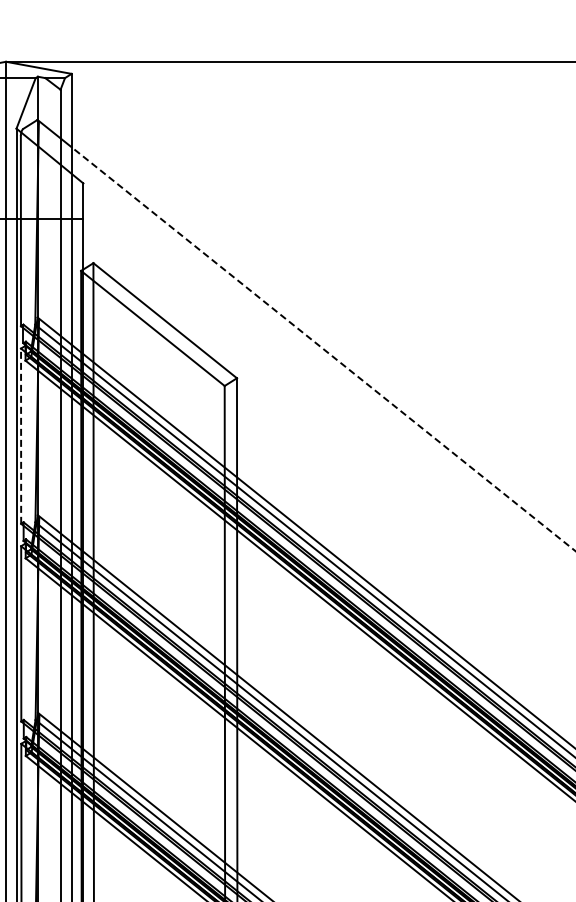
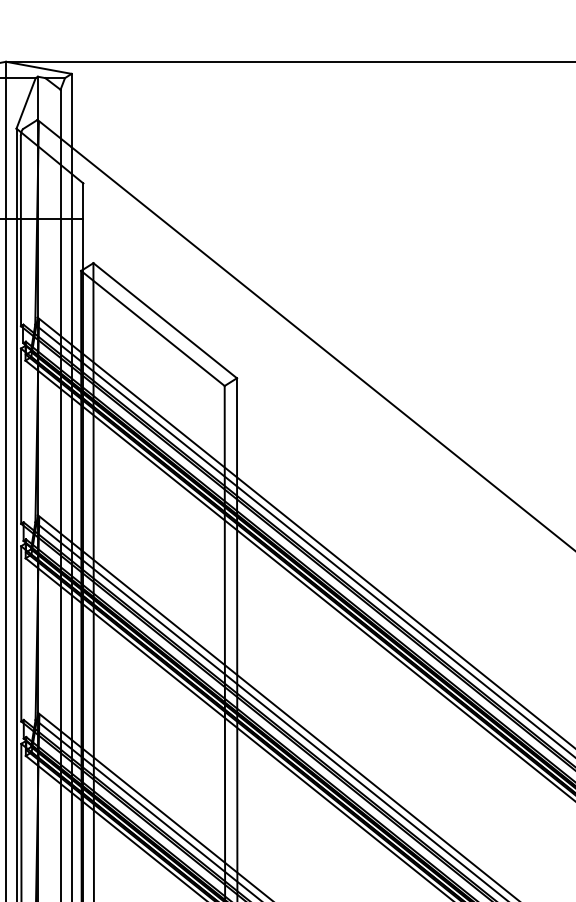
line: dashed -> solid (323, 349)
line: dashed -> solid (21, 436)
